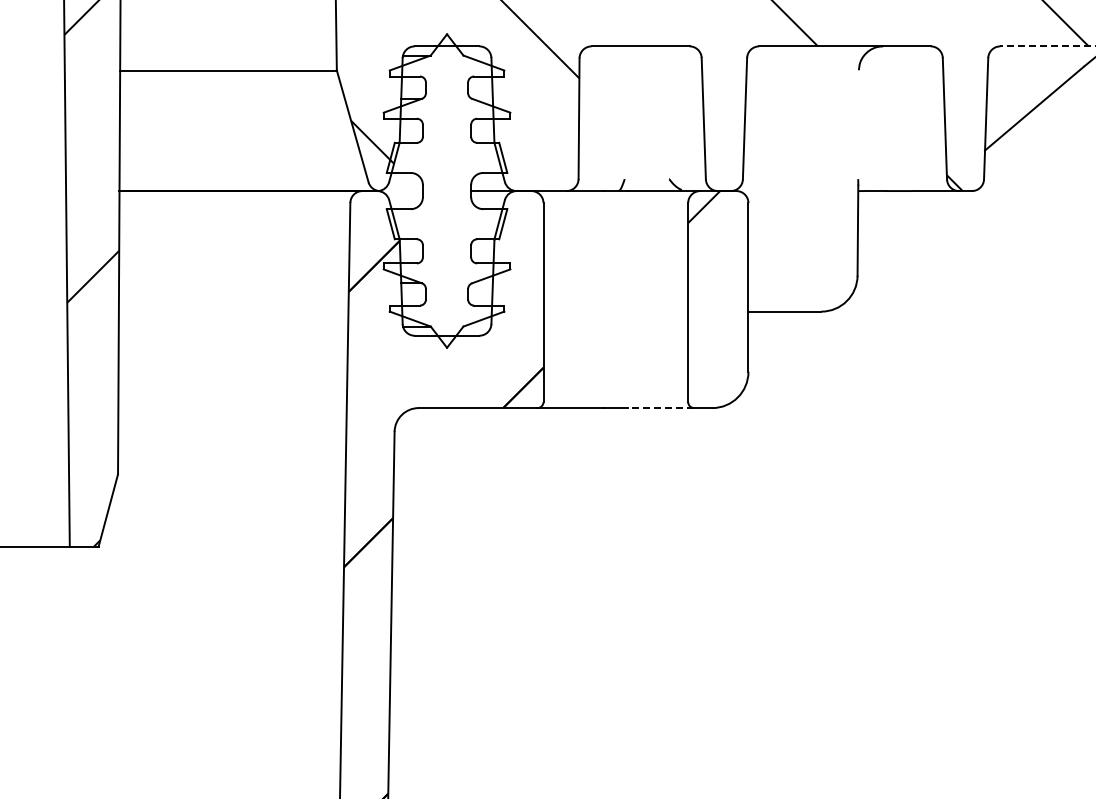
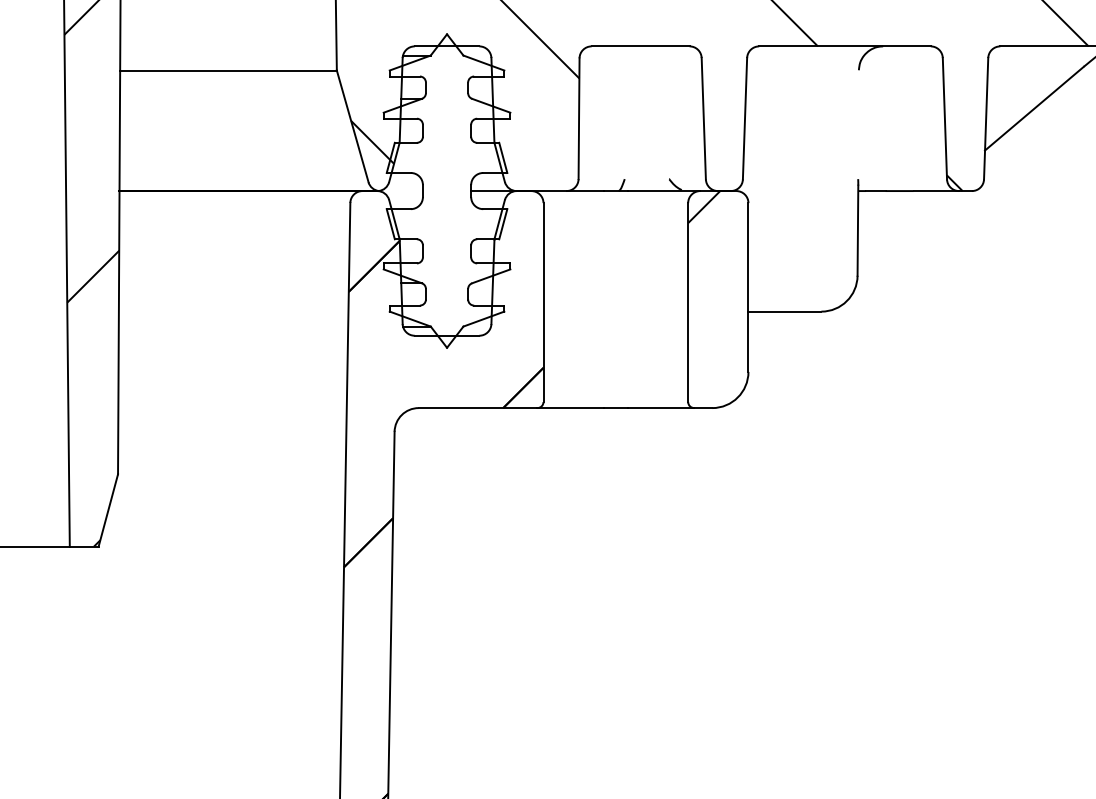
line: dashed -> solid (1047, 46)
line: dashed -> solid (660, 408)
